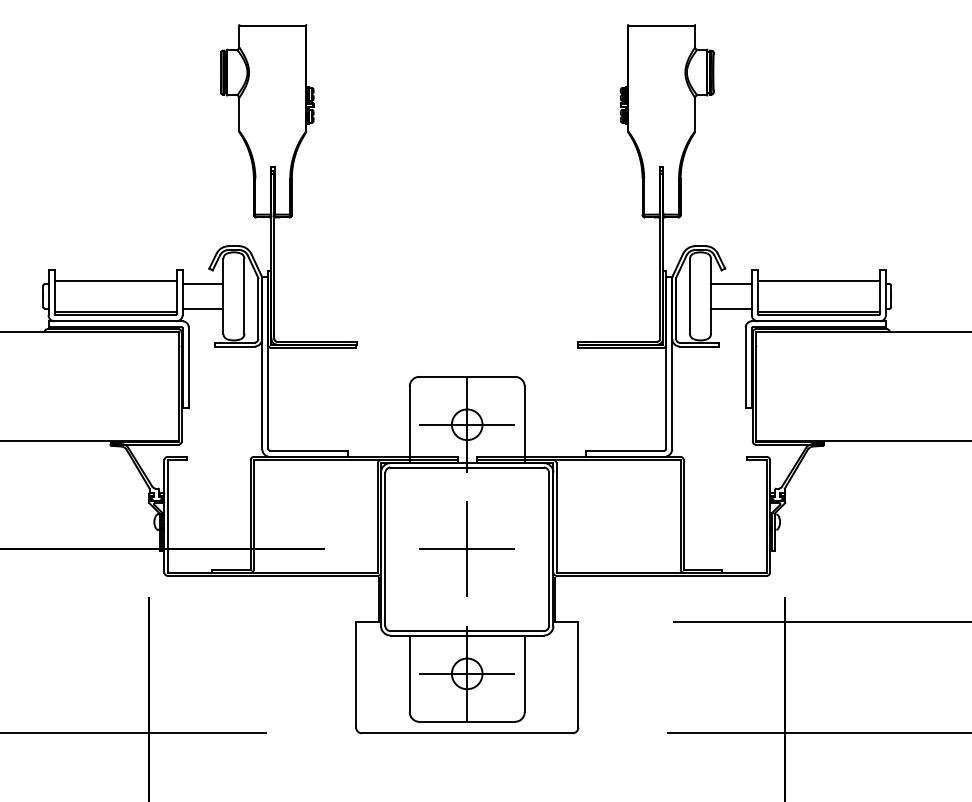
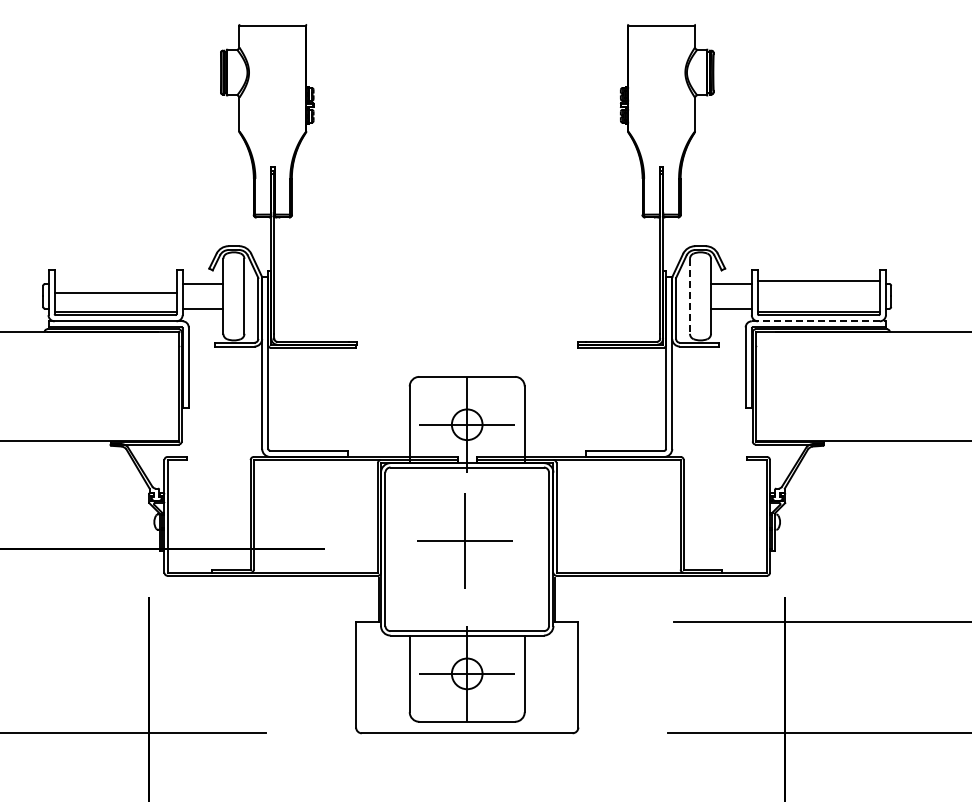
line position: (115, 281) -> (115, 293) (115, 293)
line: solid -> dashed (689, 296)
line: solid -> dashed (819, 321)
part position: (466, 548) -> (464, 540) (464, 540)
